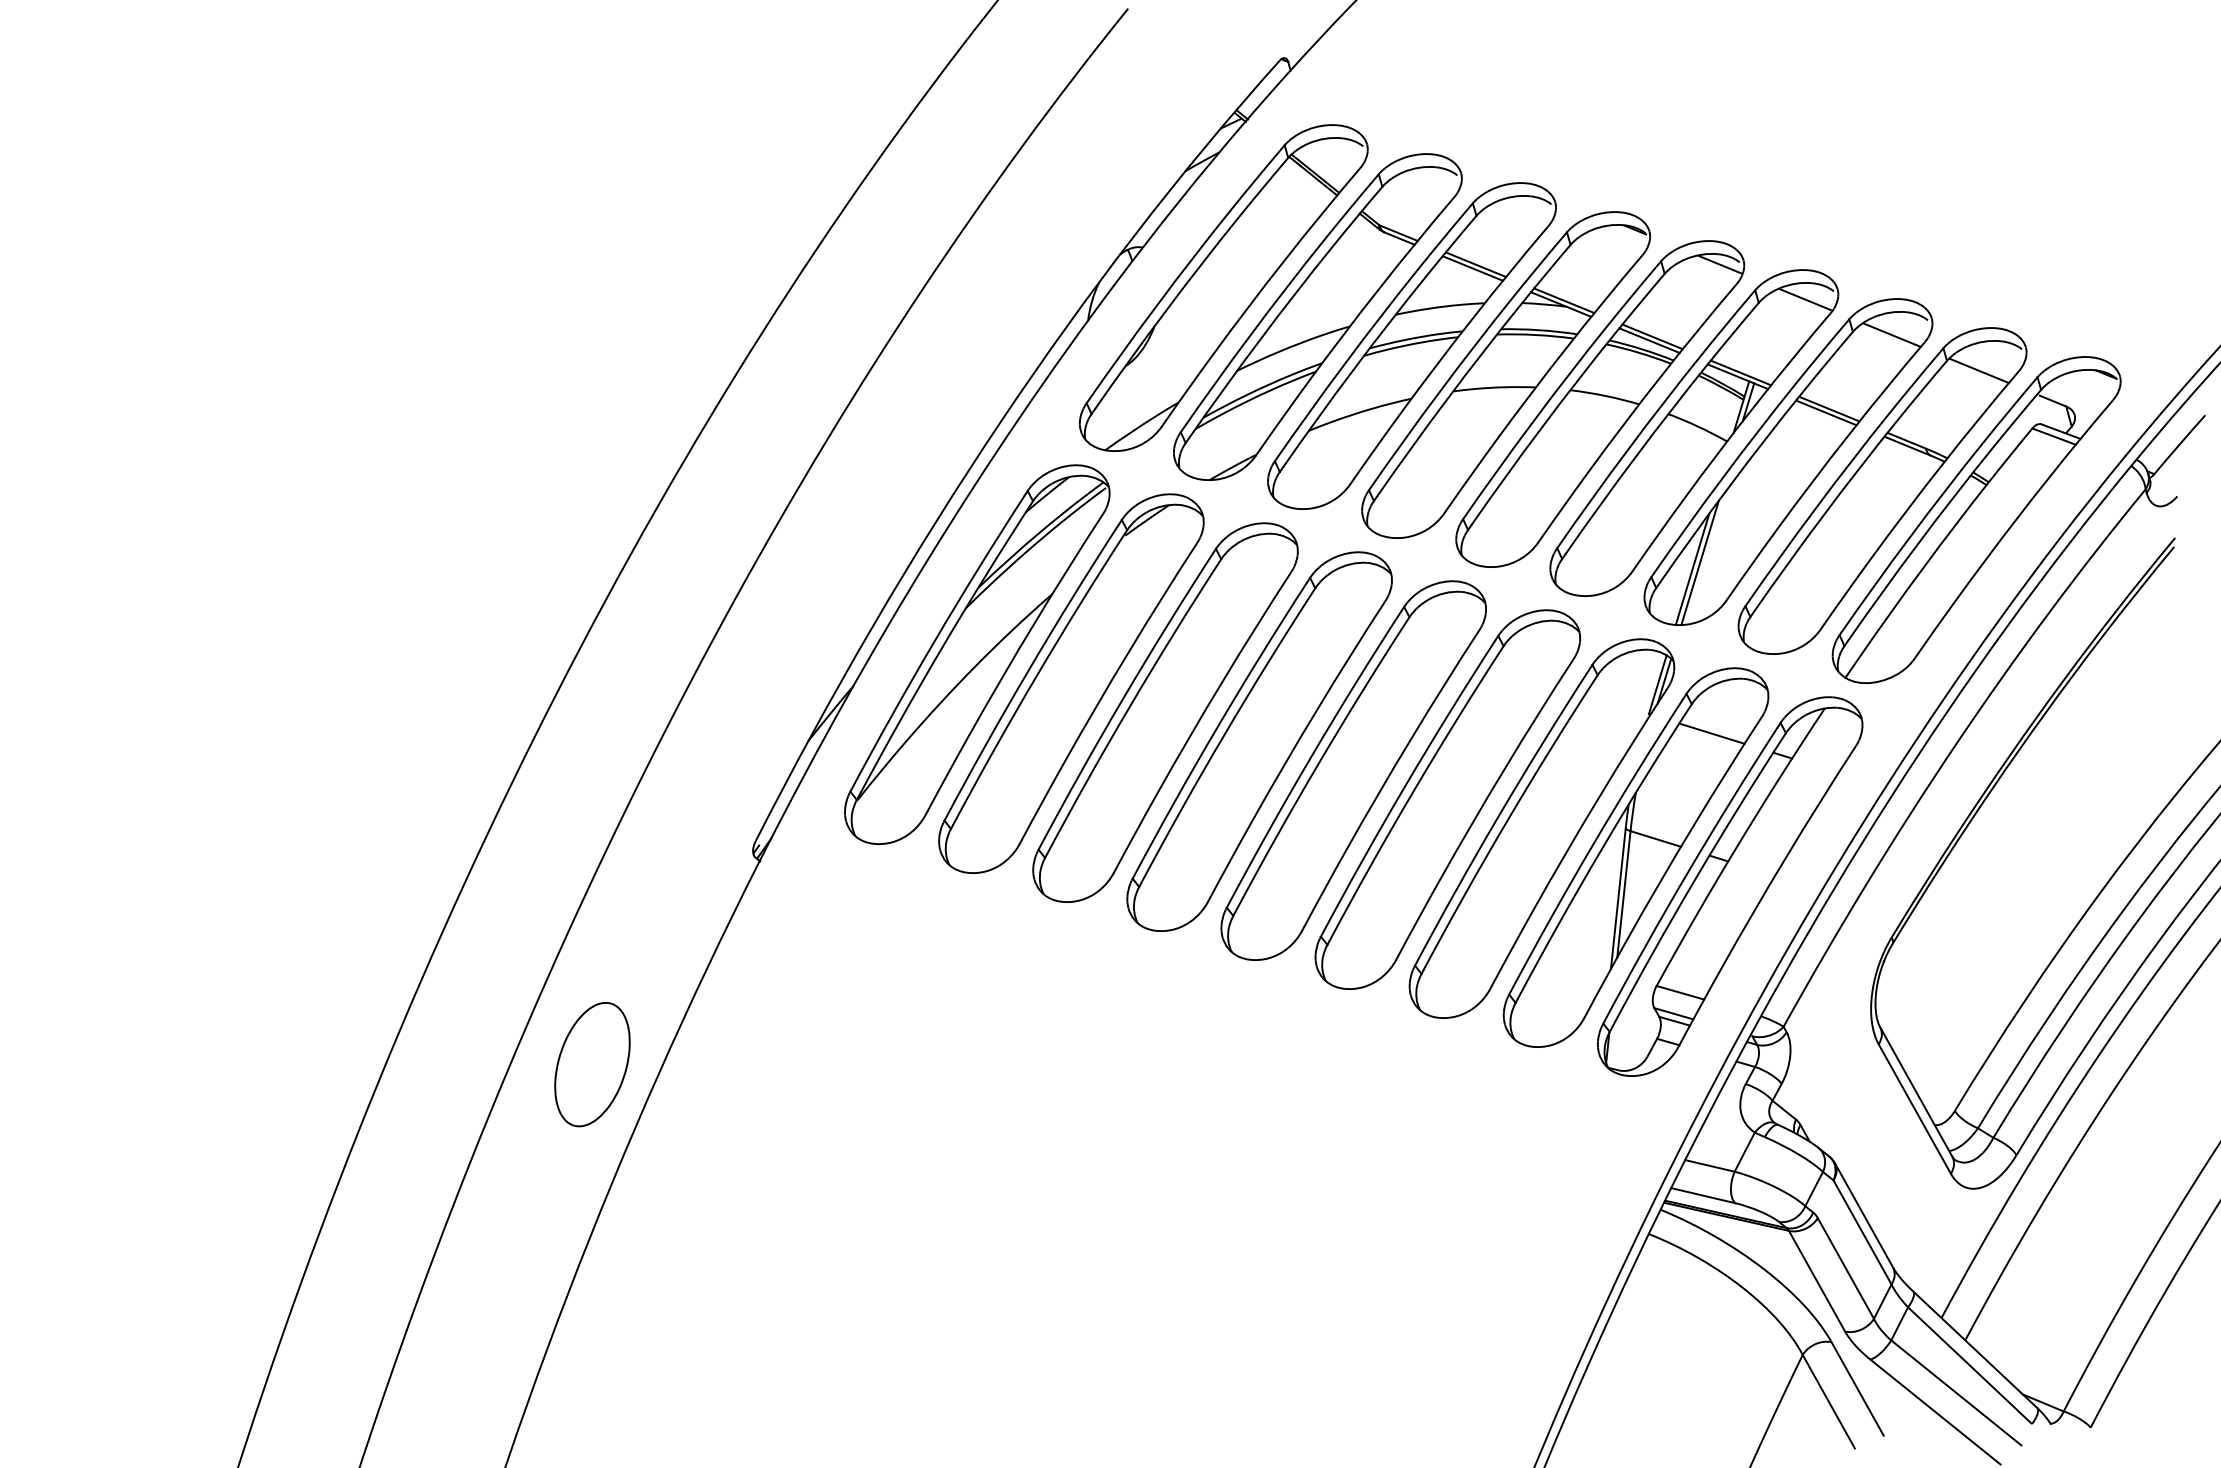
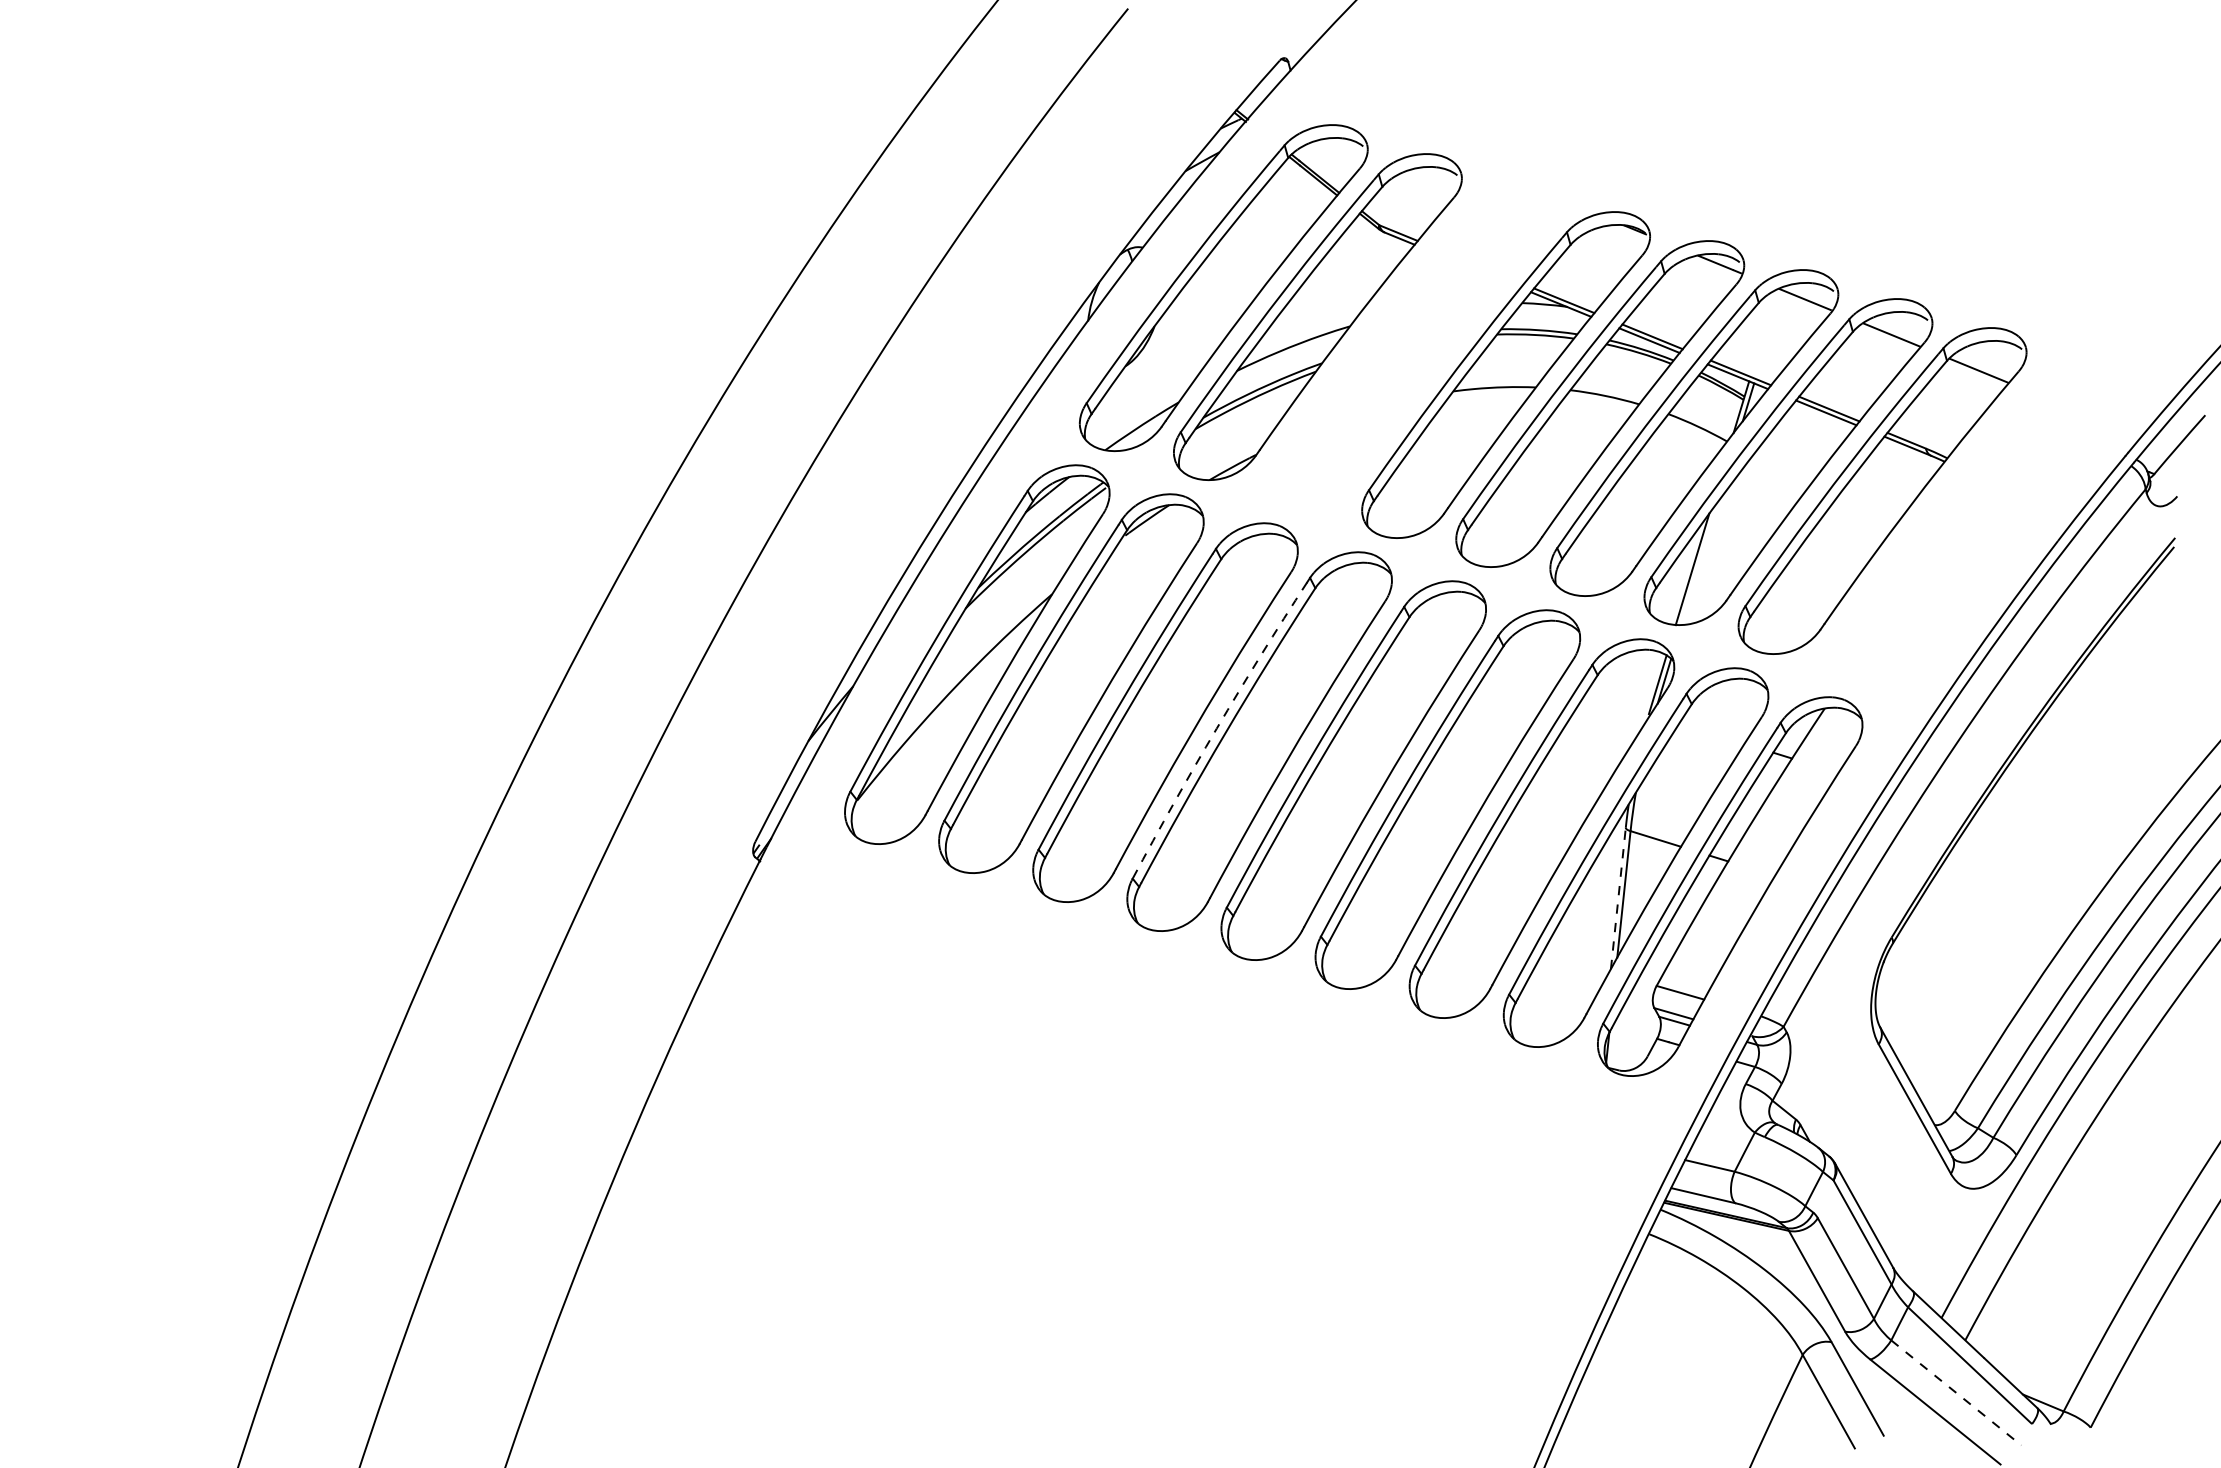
part: present -> none (1411, 345)
part: present -> none (1976, 519)
line: present -> none (1699, 562)
arc: solid -> dashed (1216, 728)
line: present -> none (1711, 733)
line: solid -> dashed (1618, 897)
part: present -> none (592, 1064)
line: solid -> dashed (1956, 1392)
